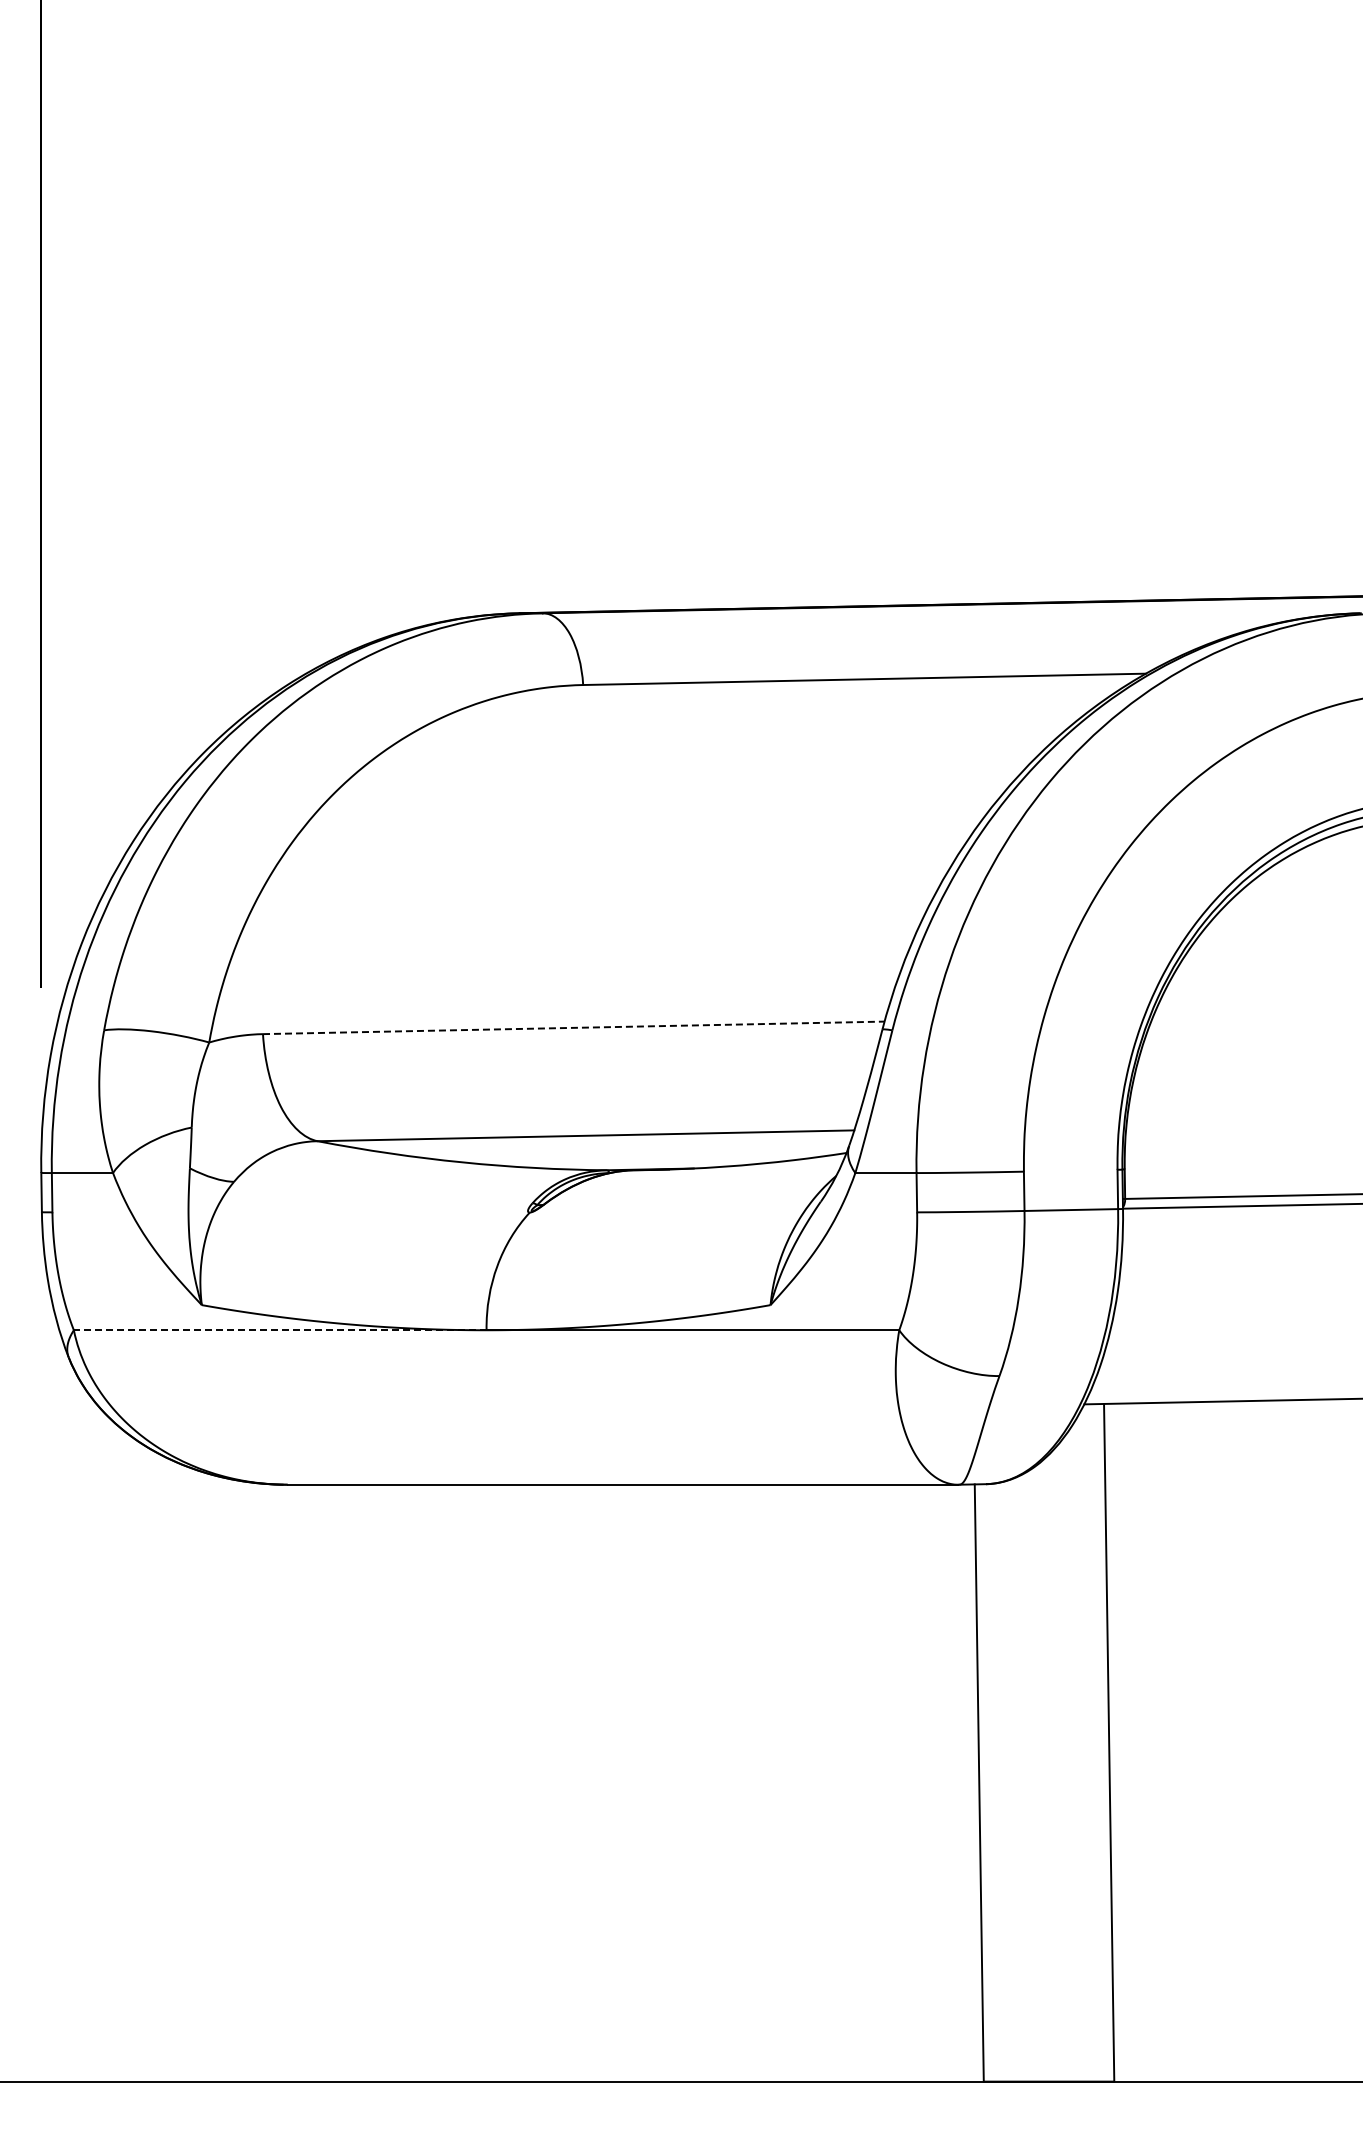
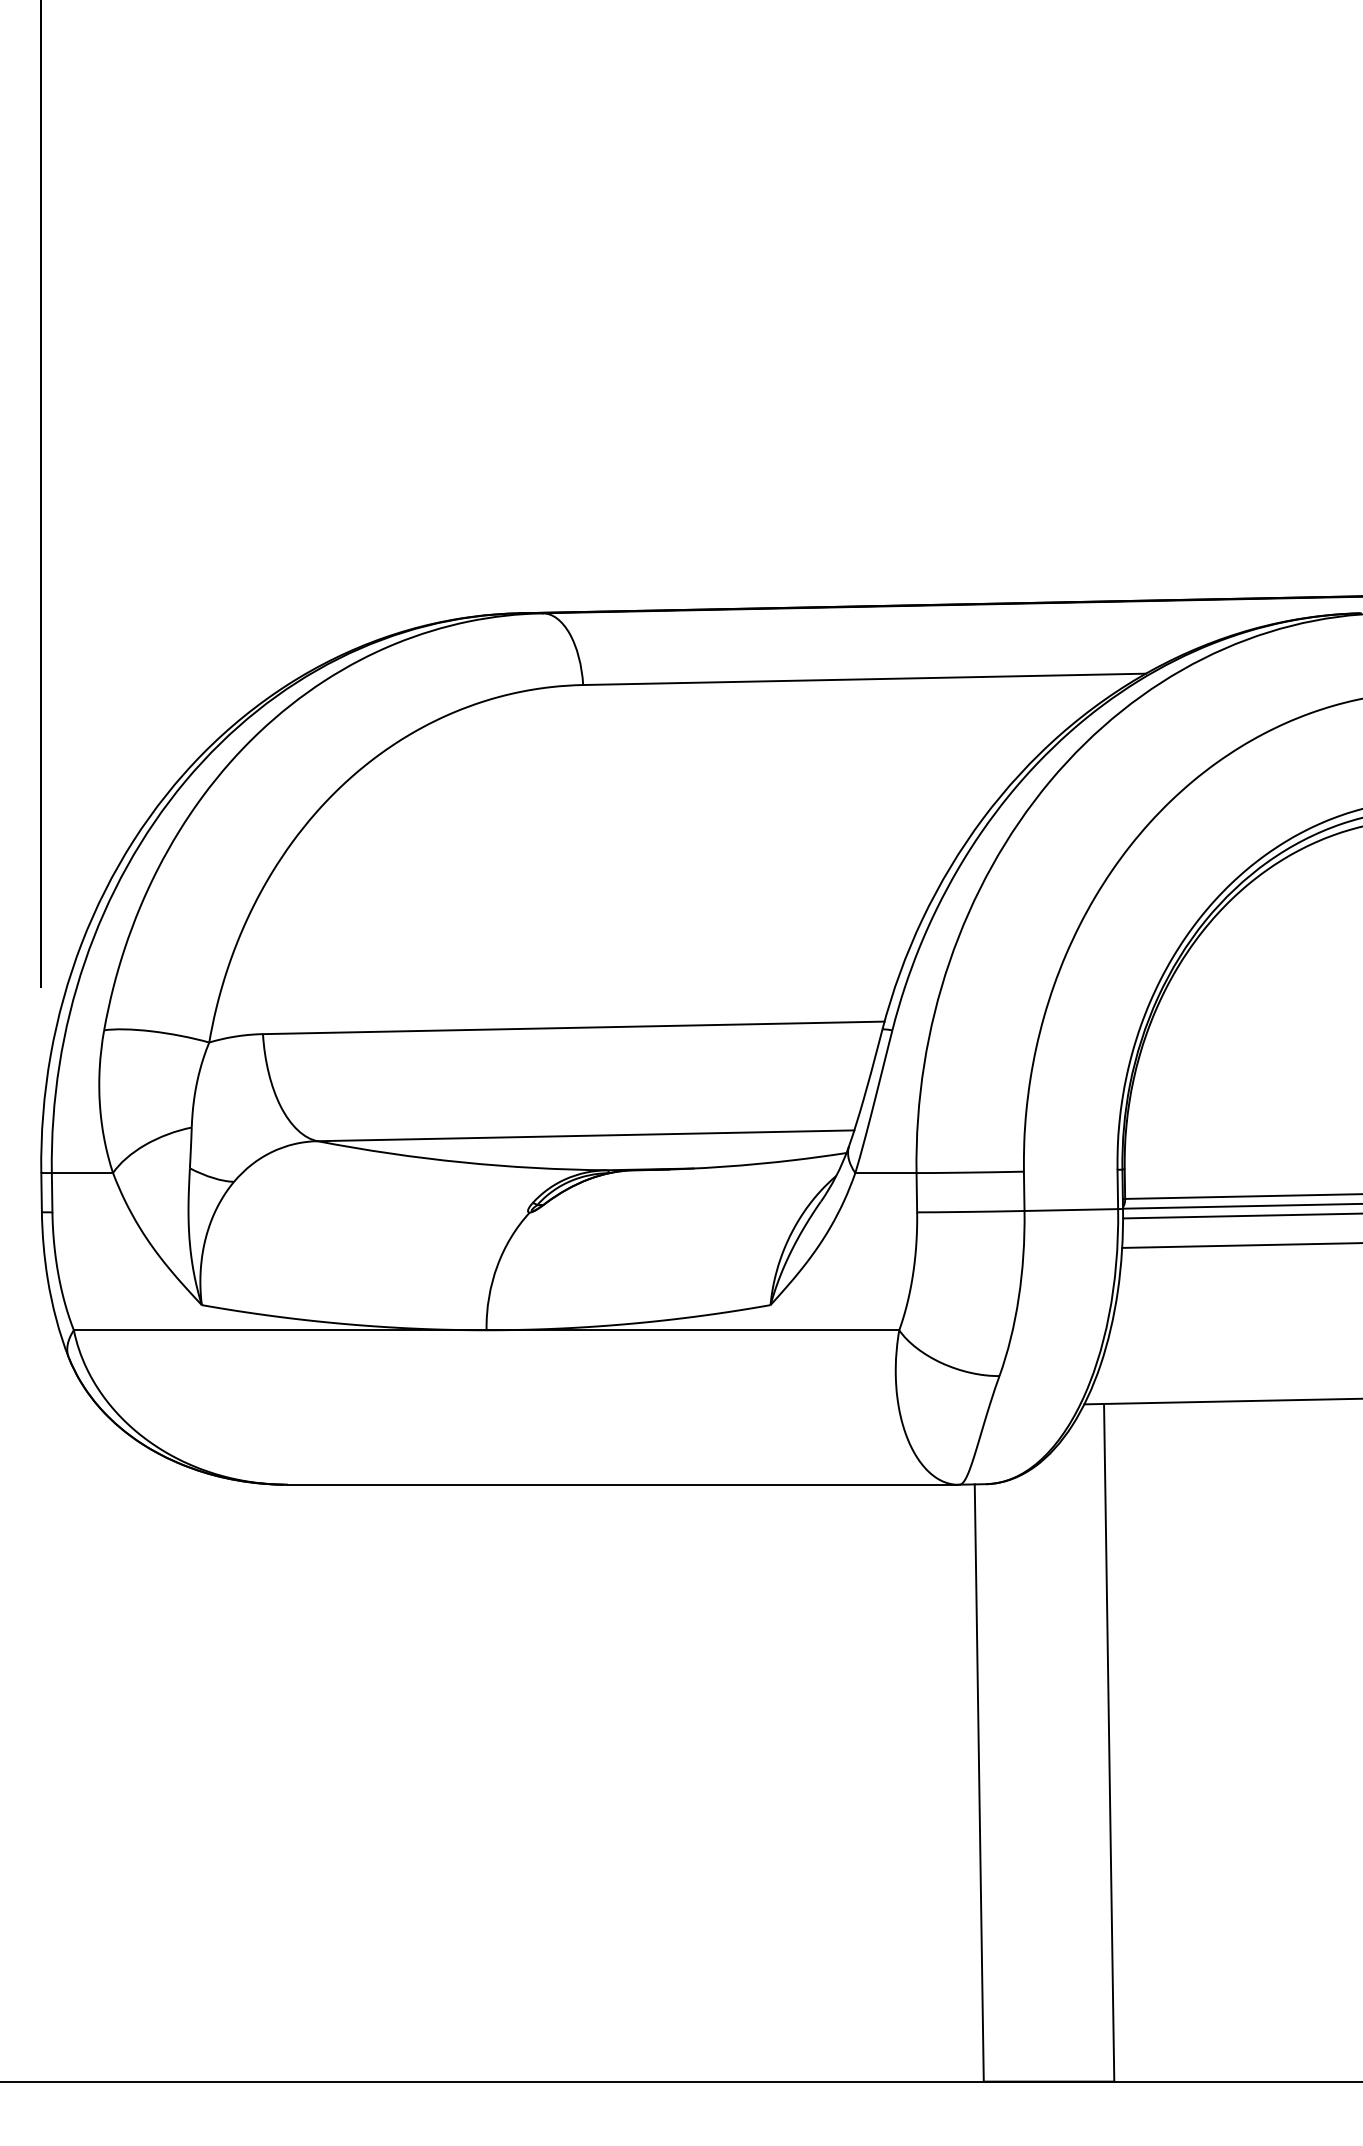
line: dashed -> solid (573, 1027)
line: none -> present (1241, 1215)
line: none -> present (1240, 1245)
line: dashed -> solid (279, 1330)
